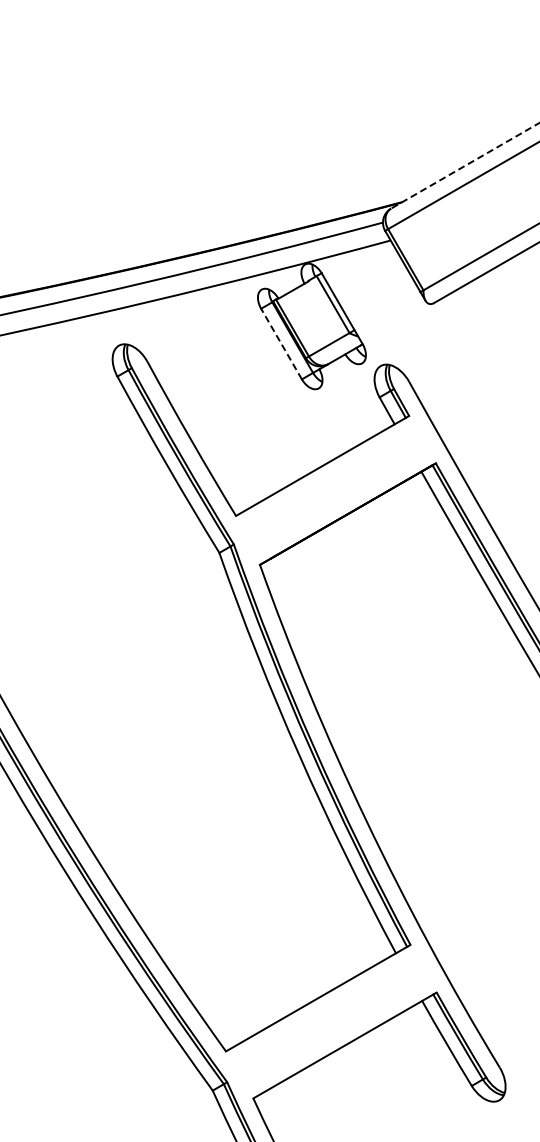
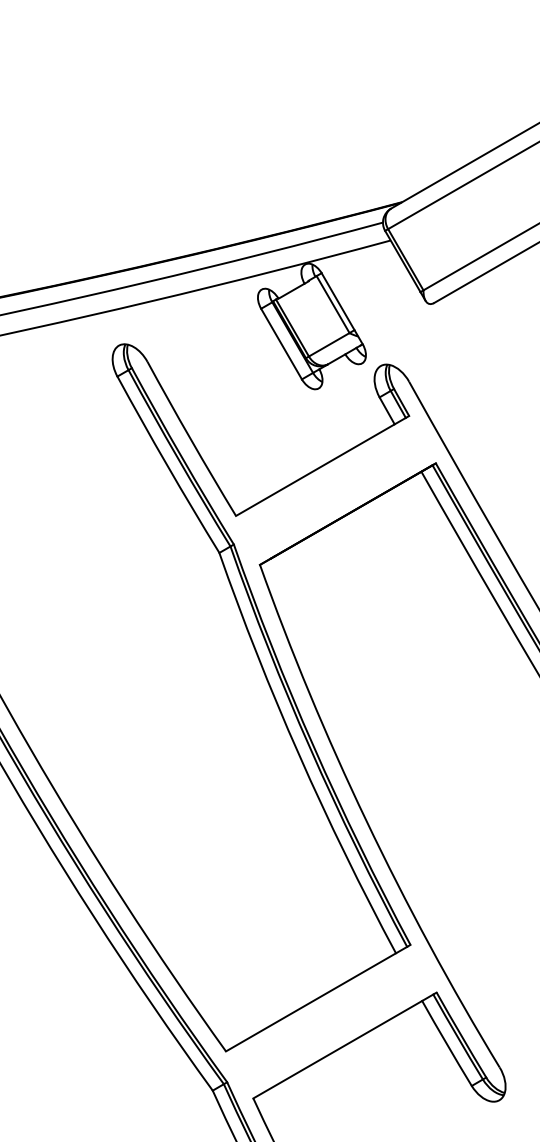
line: dashed -> solid (465, 165)
line: dashed -> solid (281, 344)
